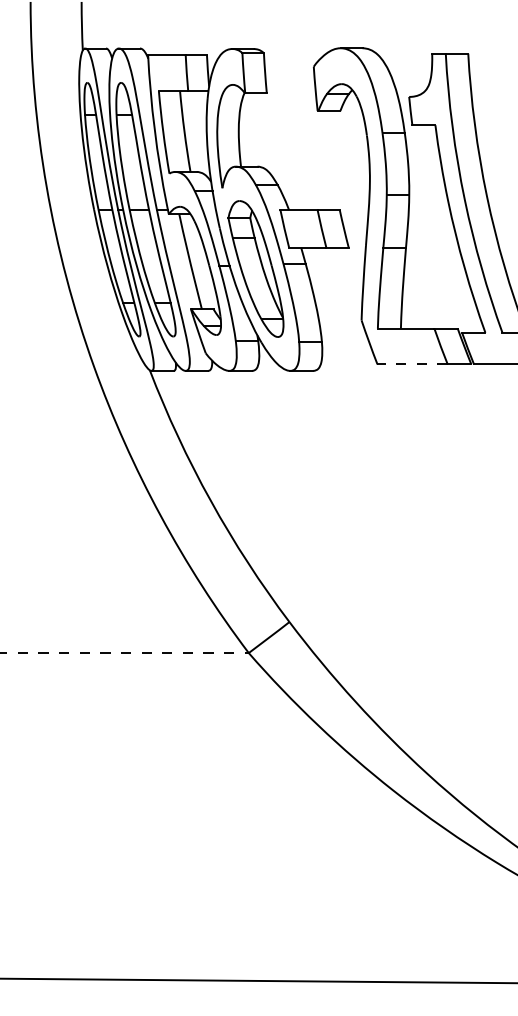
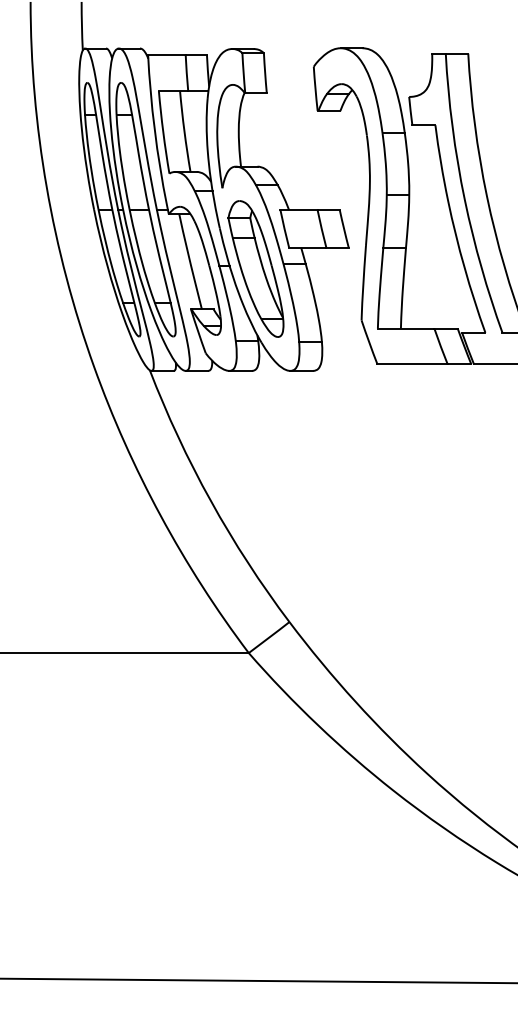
line: dashed -> solid (412, 364)
line: dashed -> solid (124, 653)
